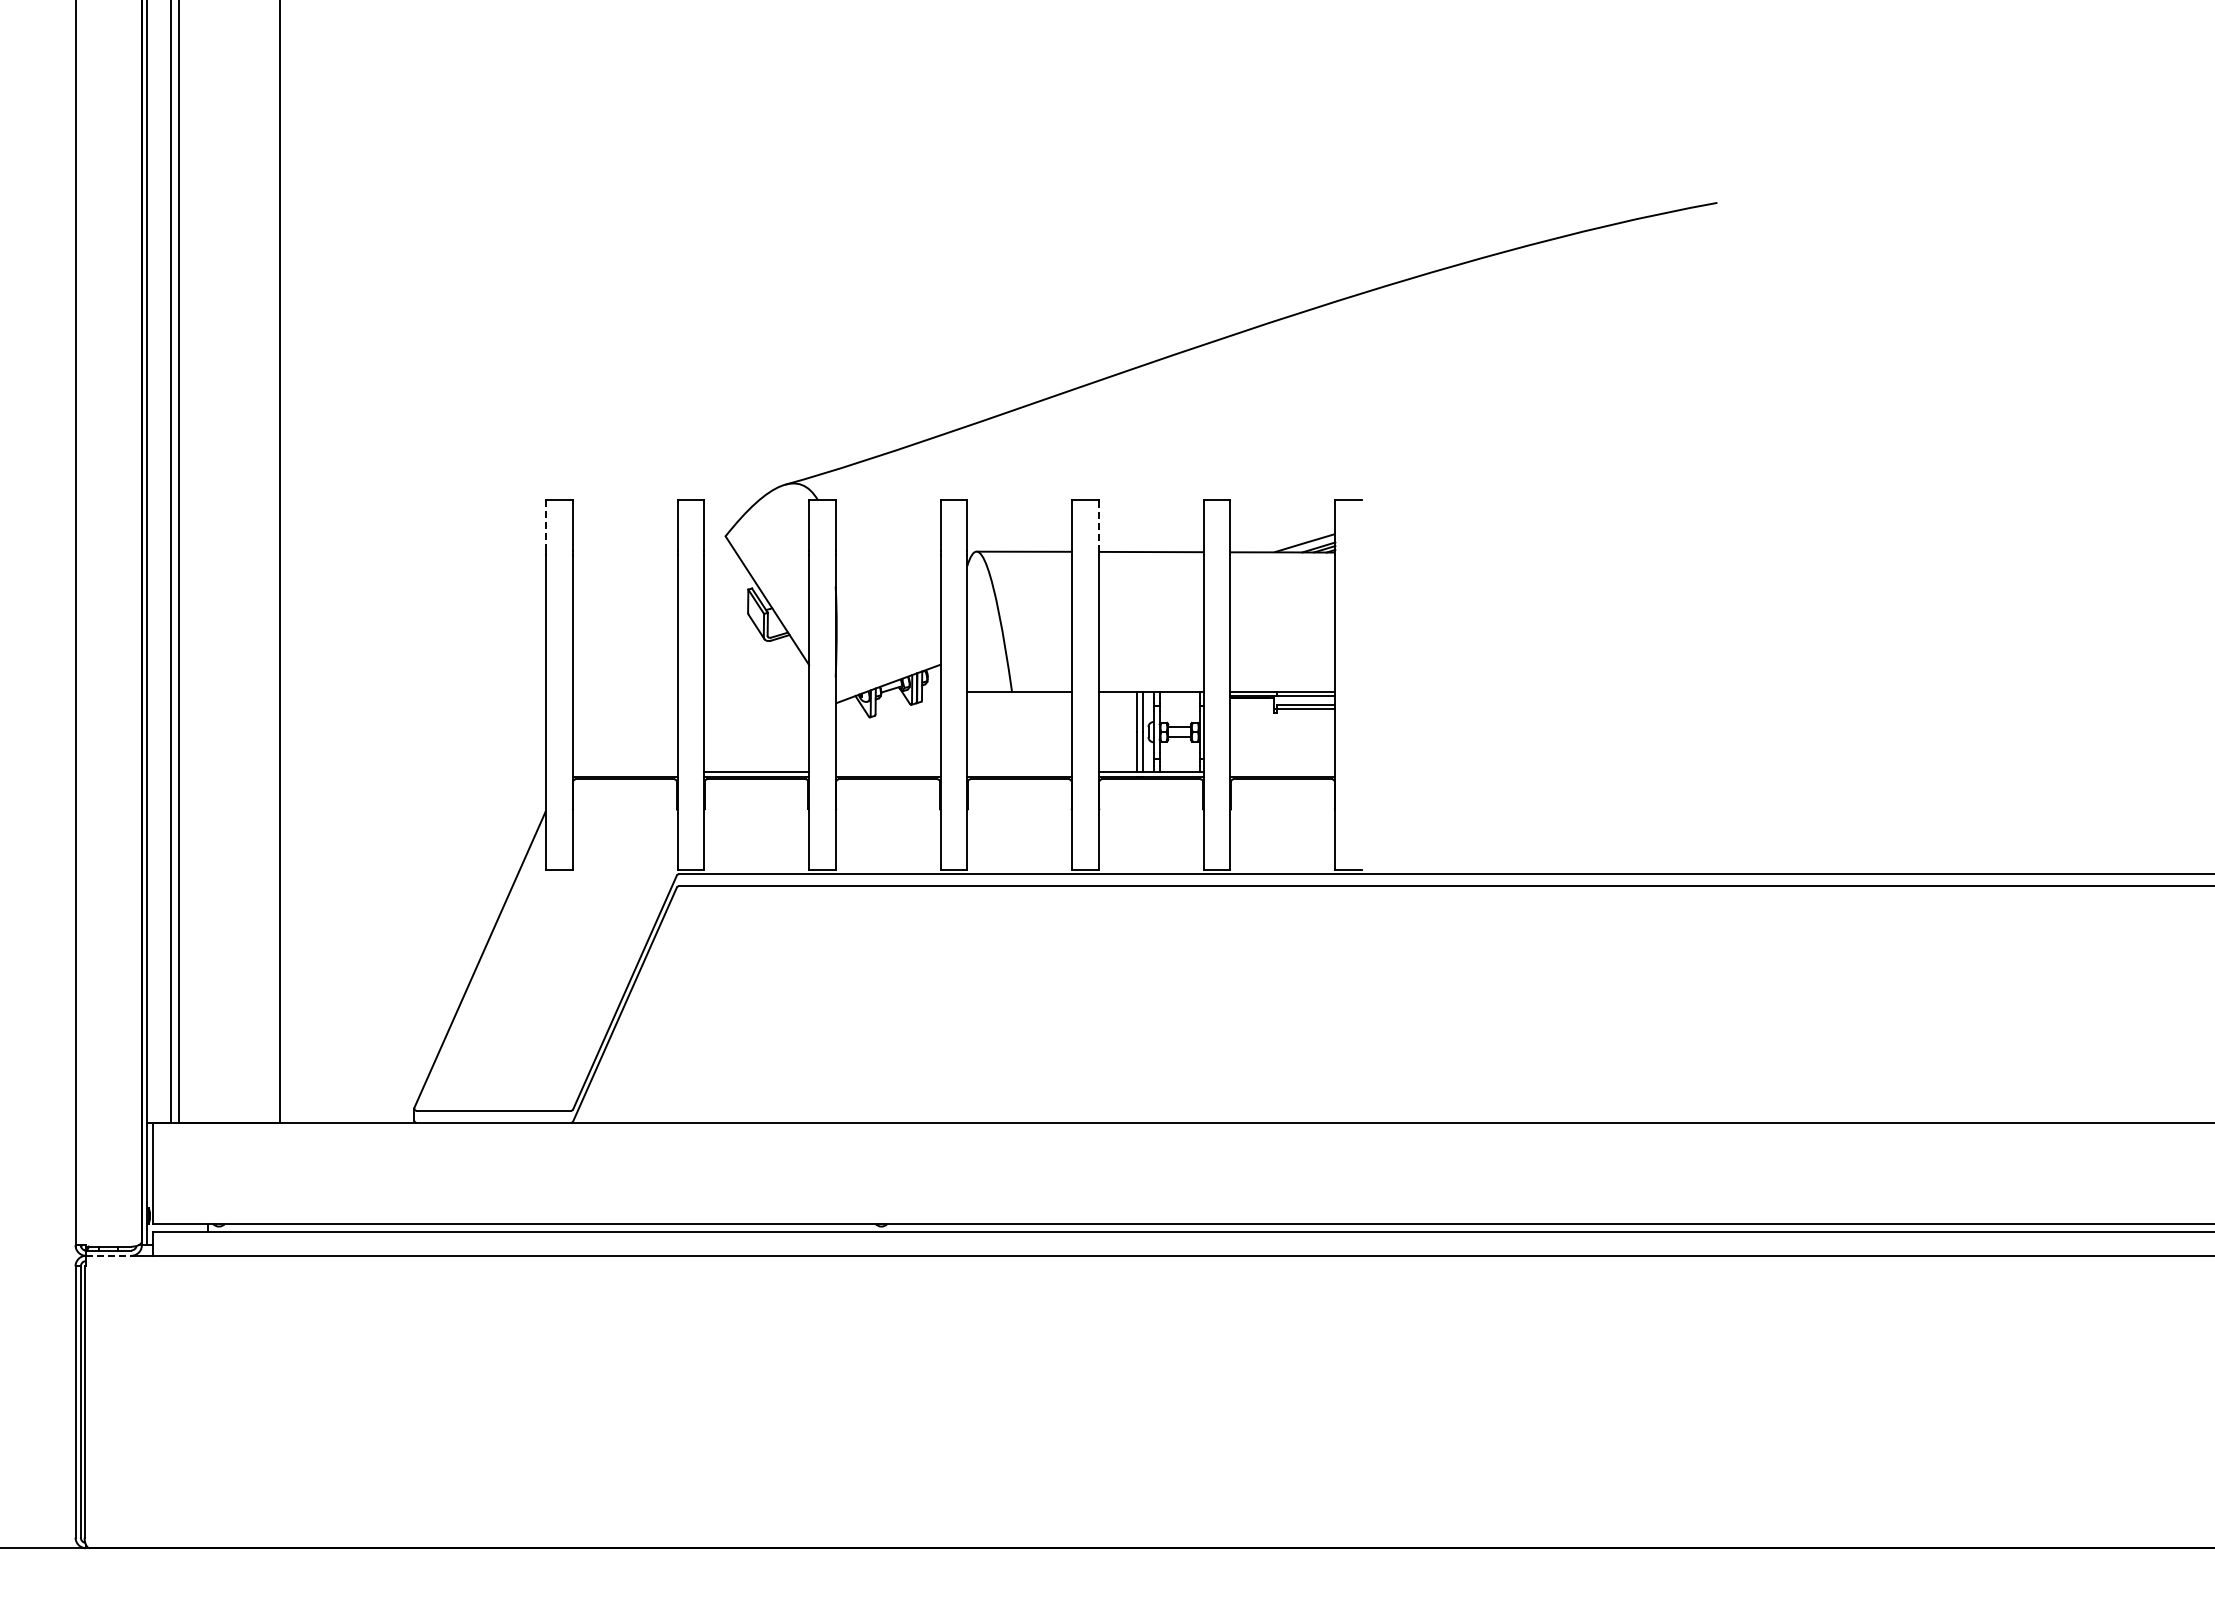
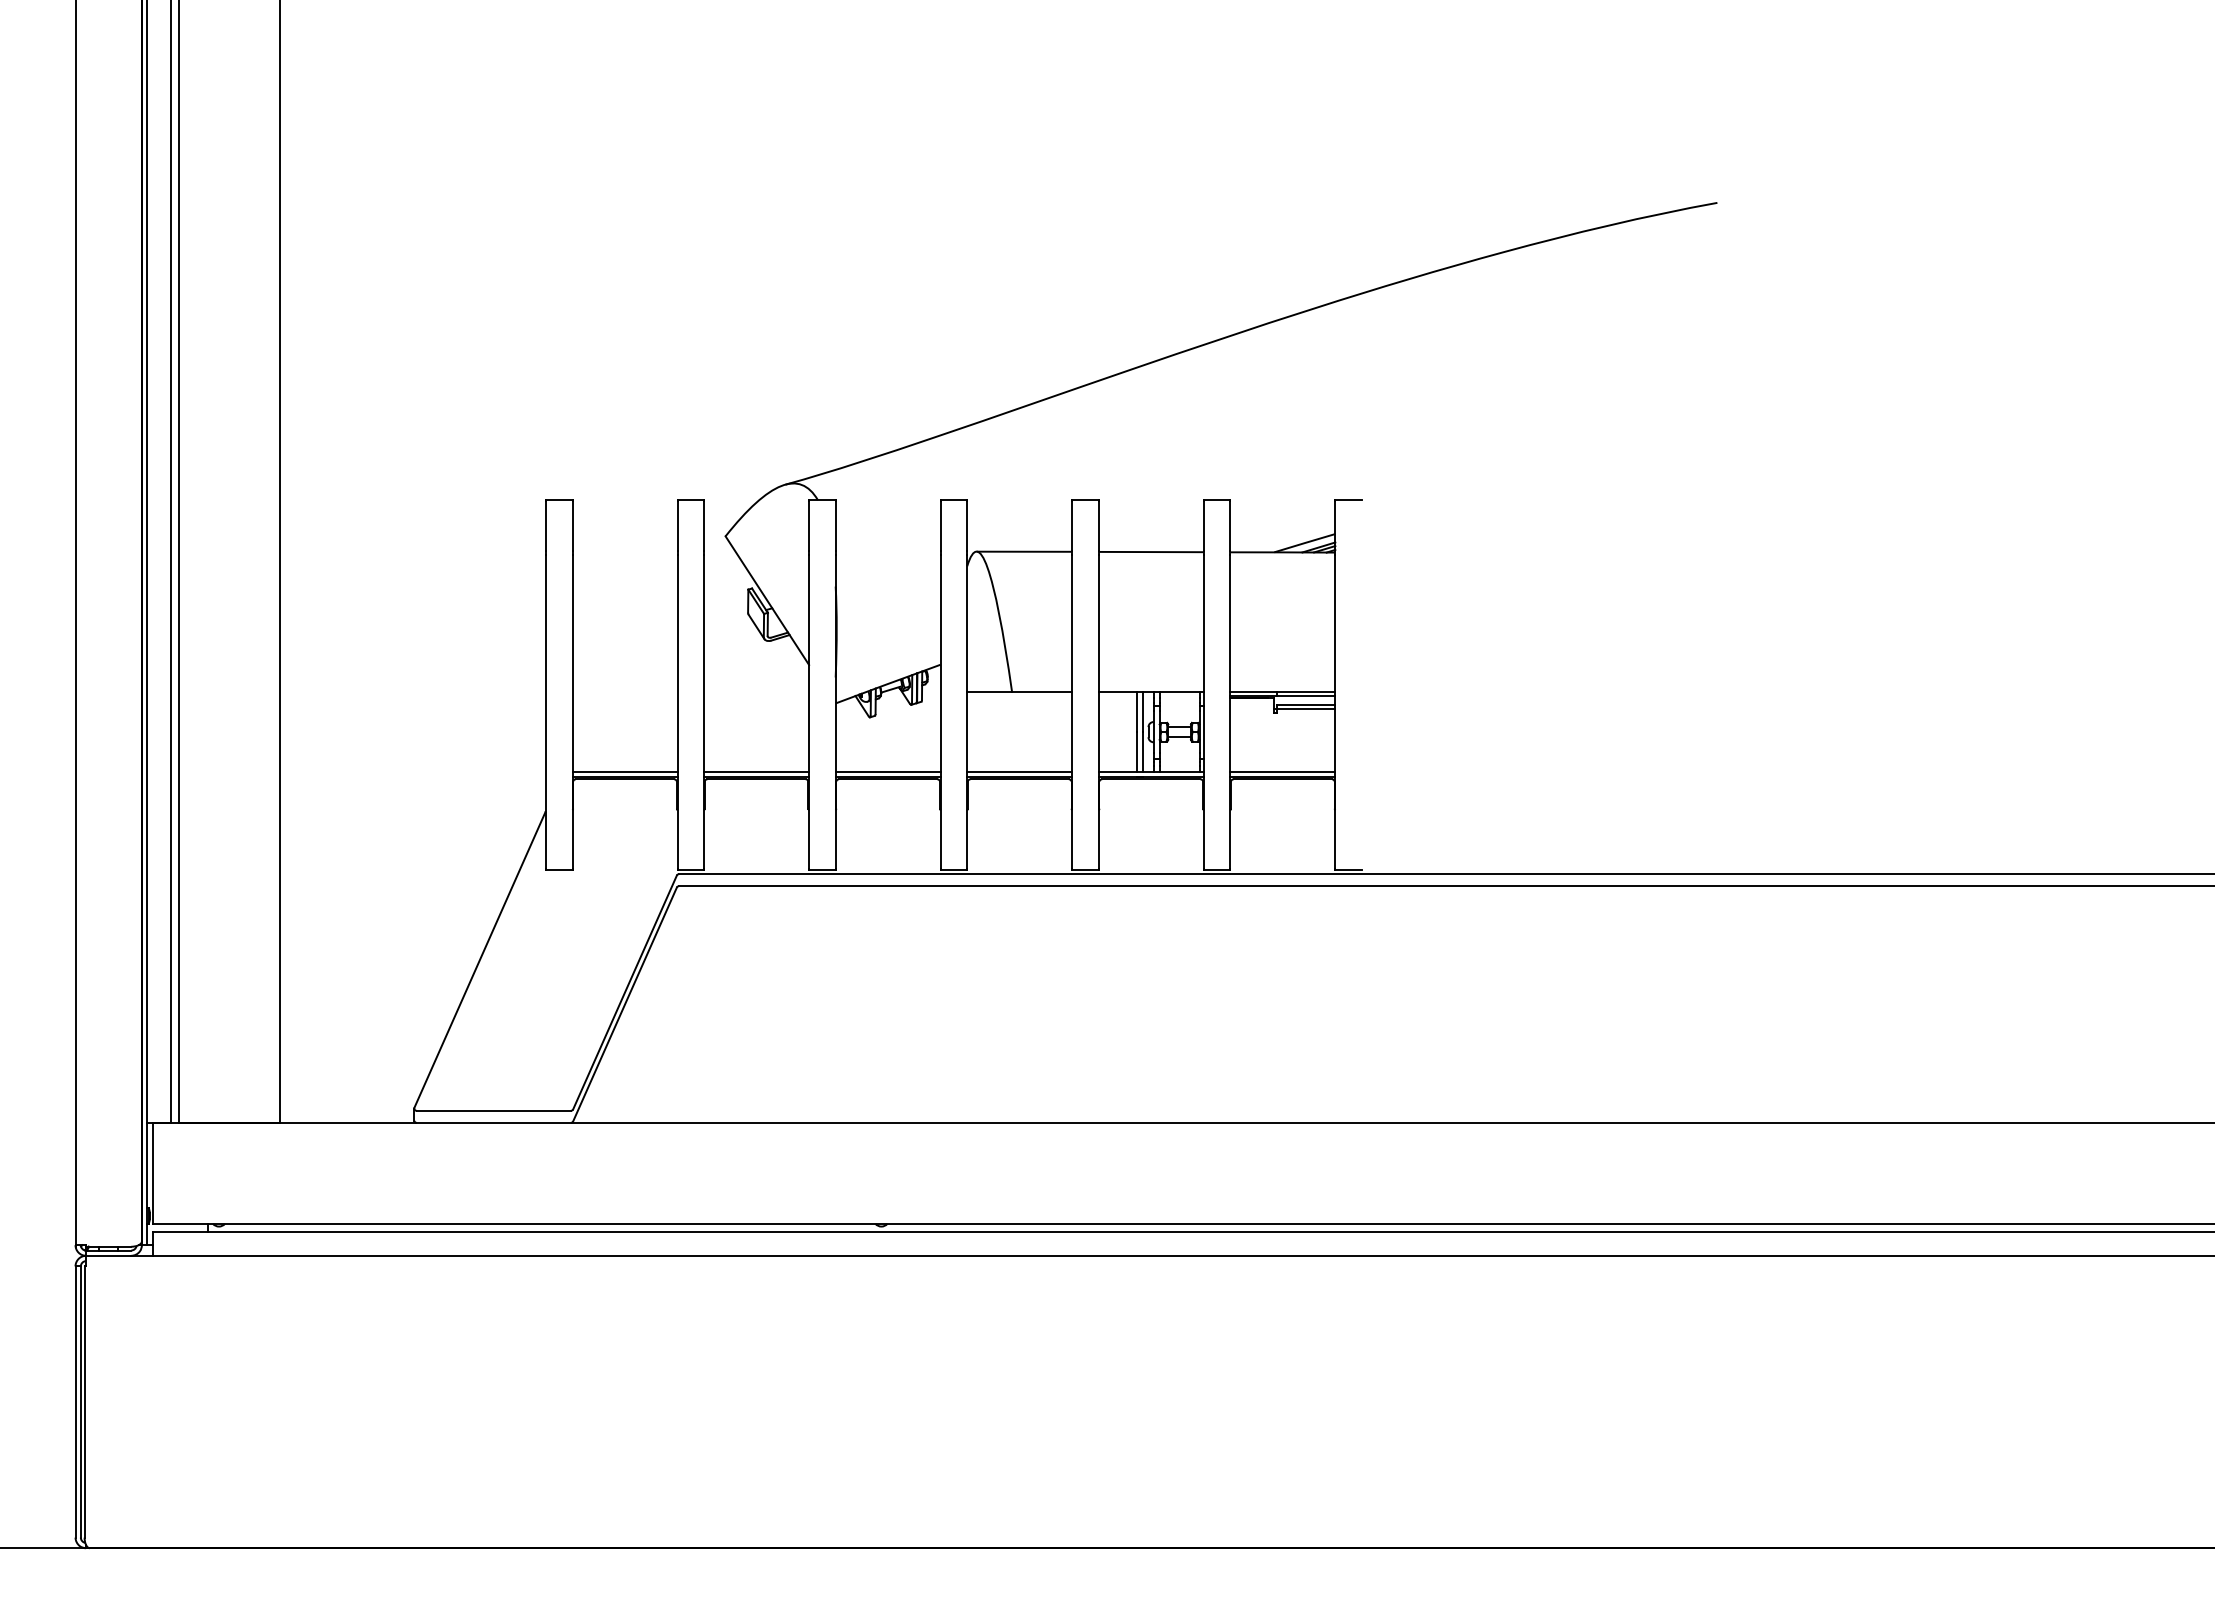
line: dashed -> solid (545, 525)
line: dashed -> solid (1098, 526)
line: none -> present (624, 772)
line: none -> present (887, 772)
line: none -> present (1019, 772)
line: none -> present (1282, 772)
line: dashed -> solid (108, 1255)
